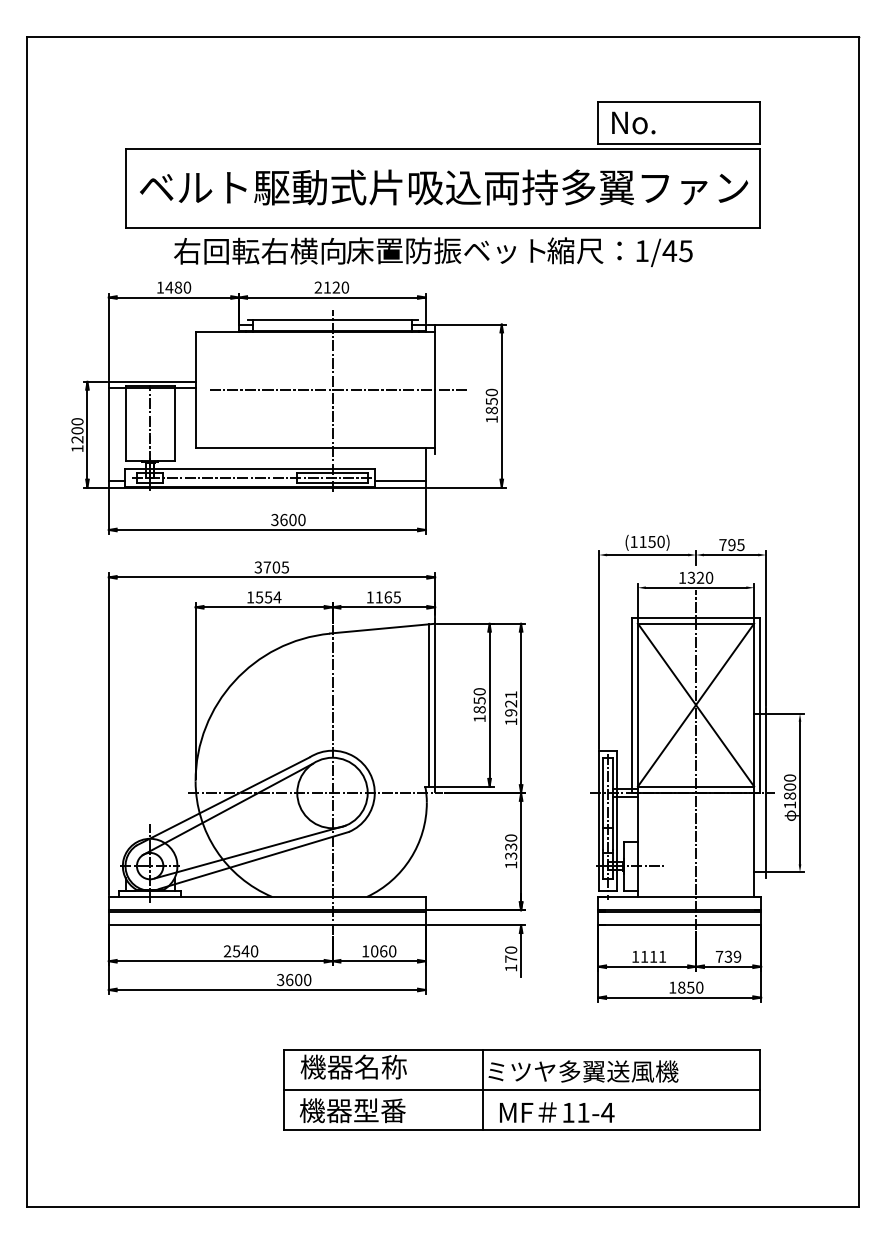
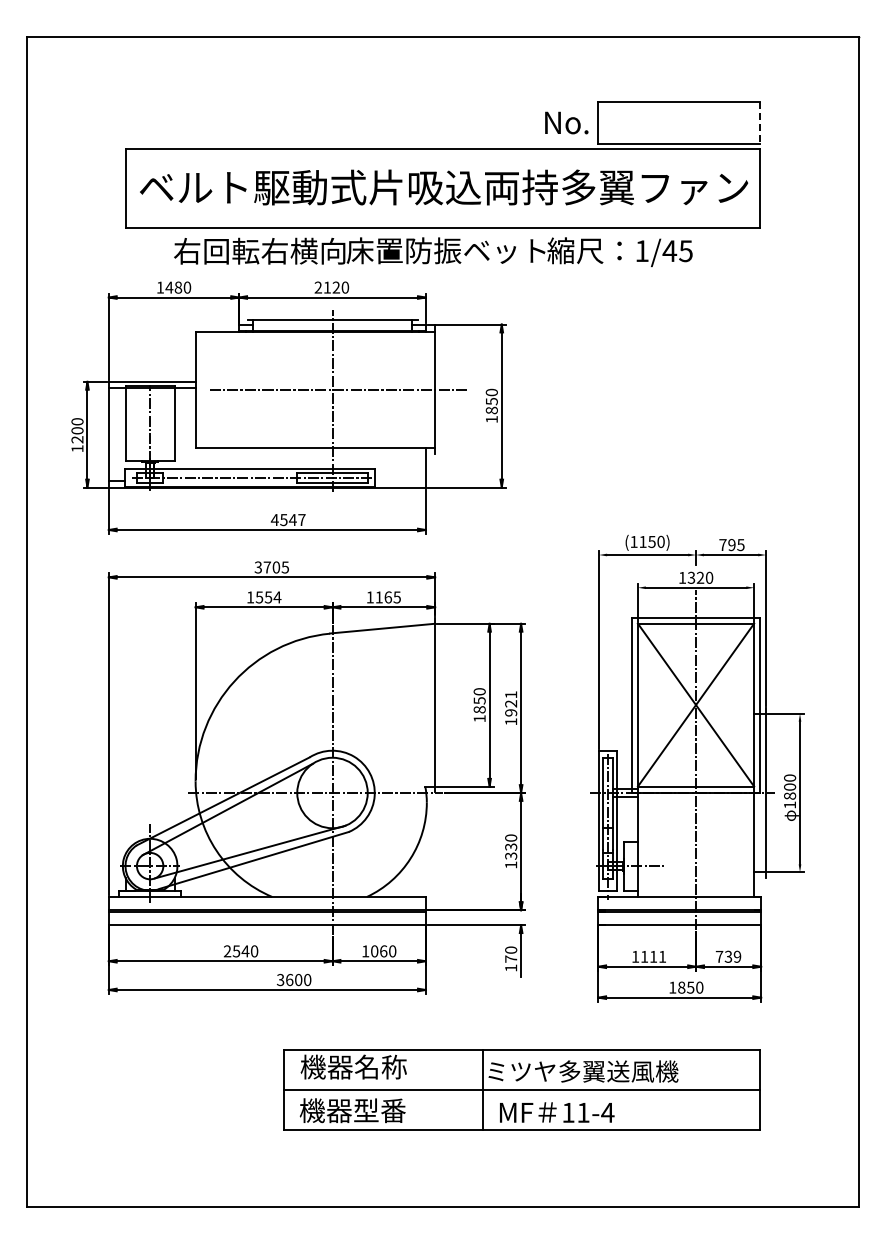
text position: (633, 122) -> (566, 122) (566, 122)
line: solid -> dashed (760, 122)
line: present -> none (399, 480)
text: 3600 -> 4547 (287, 519)
line: present -> none (429, 705)
